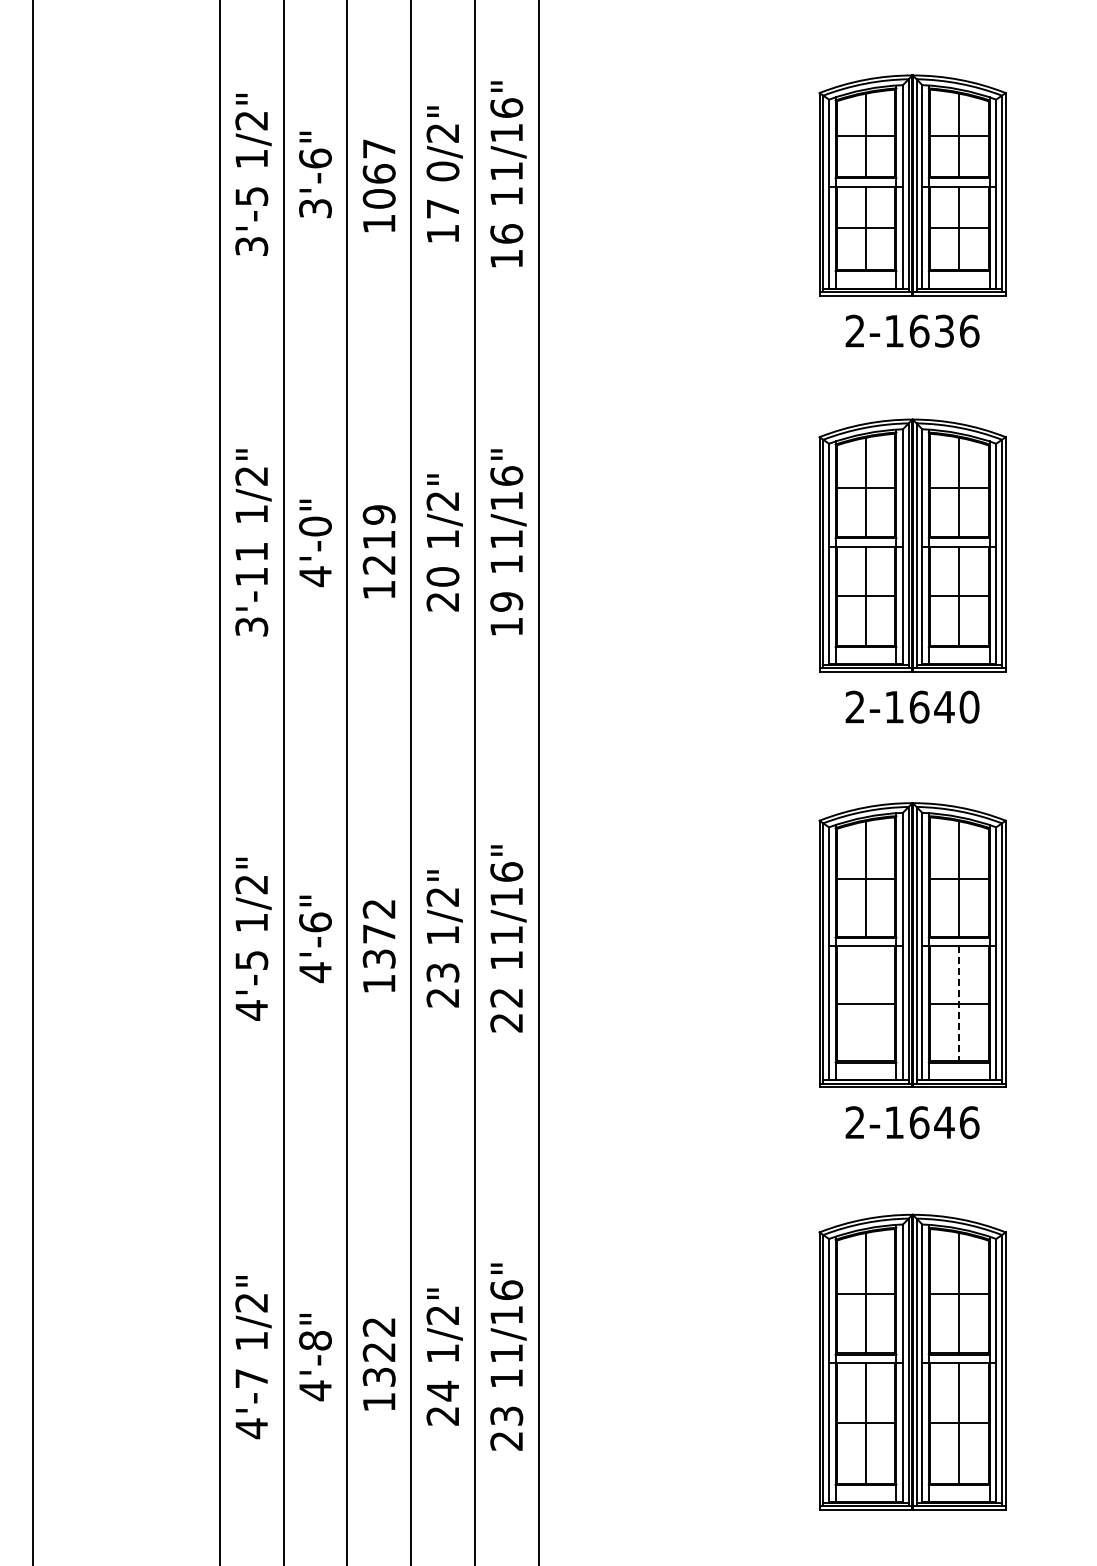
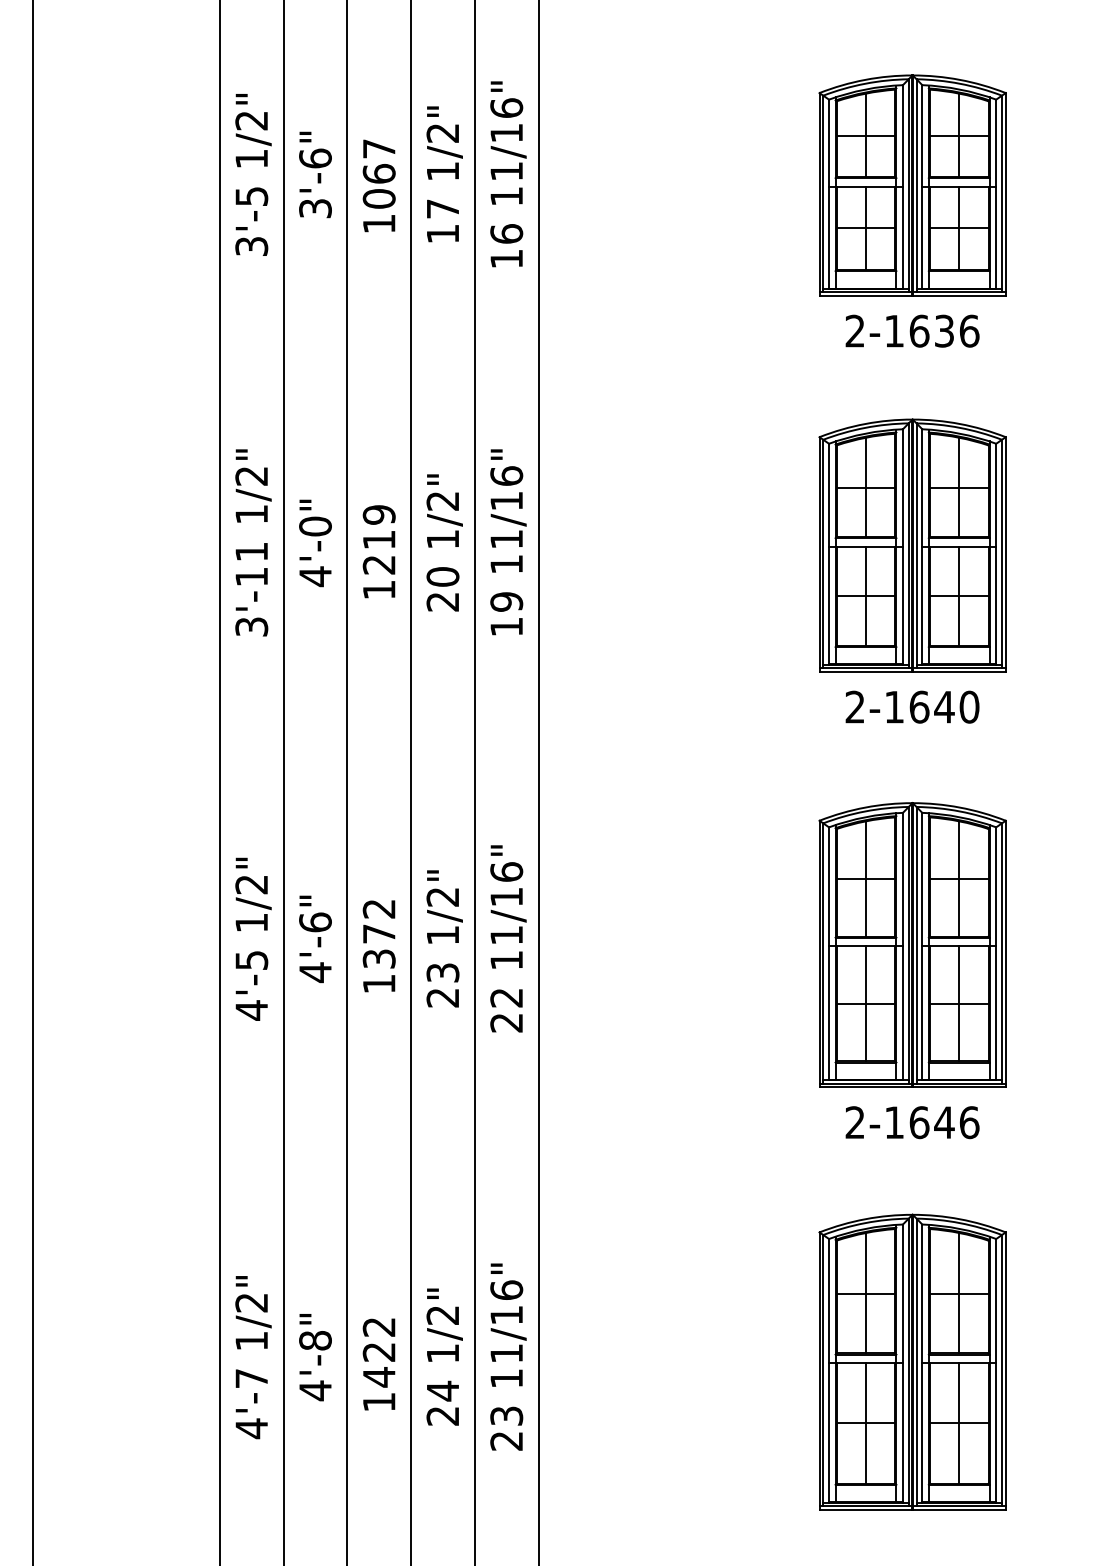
text: 0/2" -> 1/2" (442, 171)
line: none -> present (866, 1003)
line: dashed -> solid (959, 1003)
text: 1322 -> 1422 (378, 1377)
